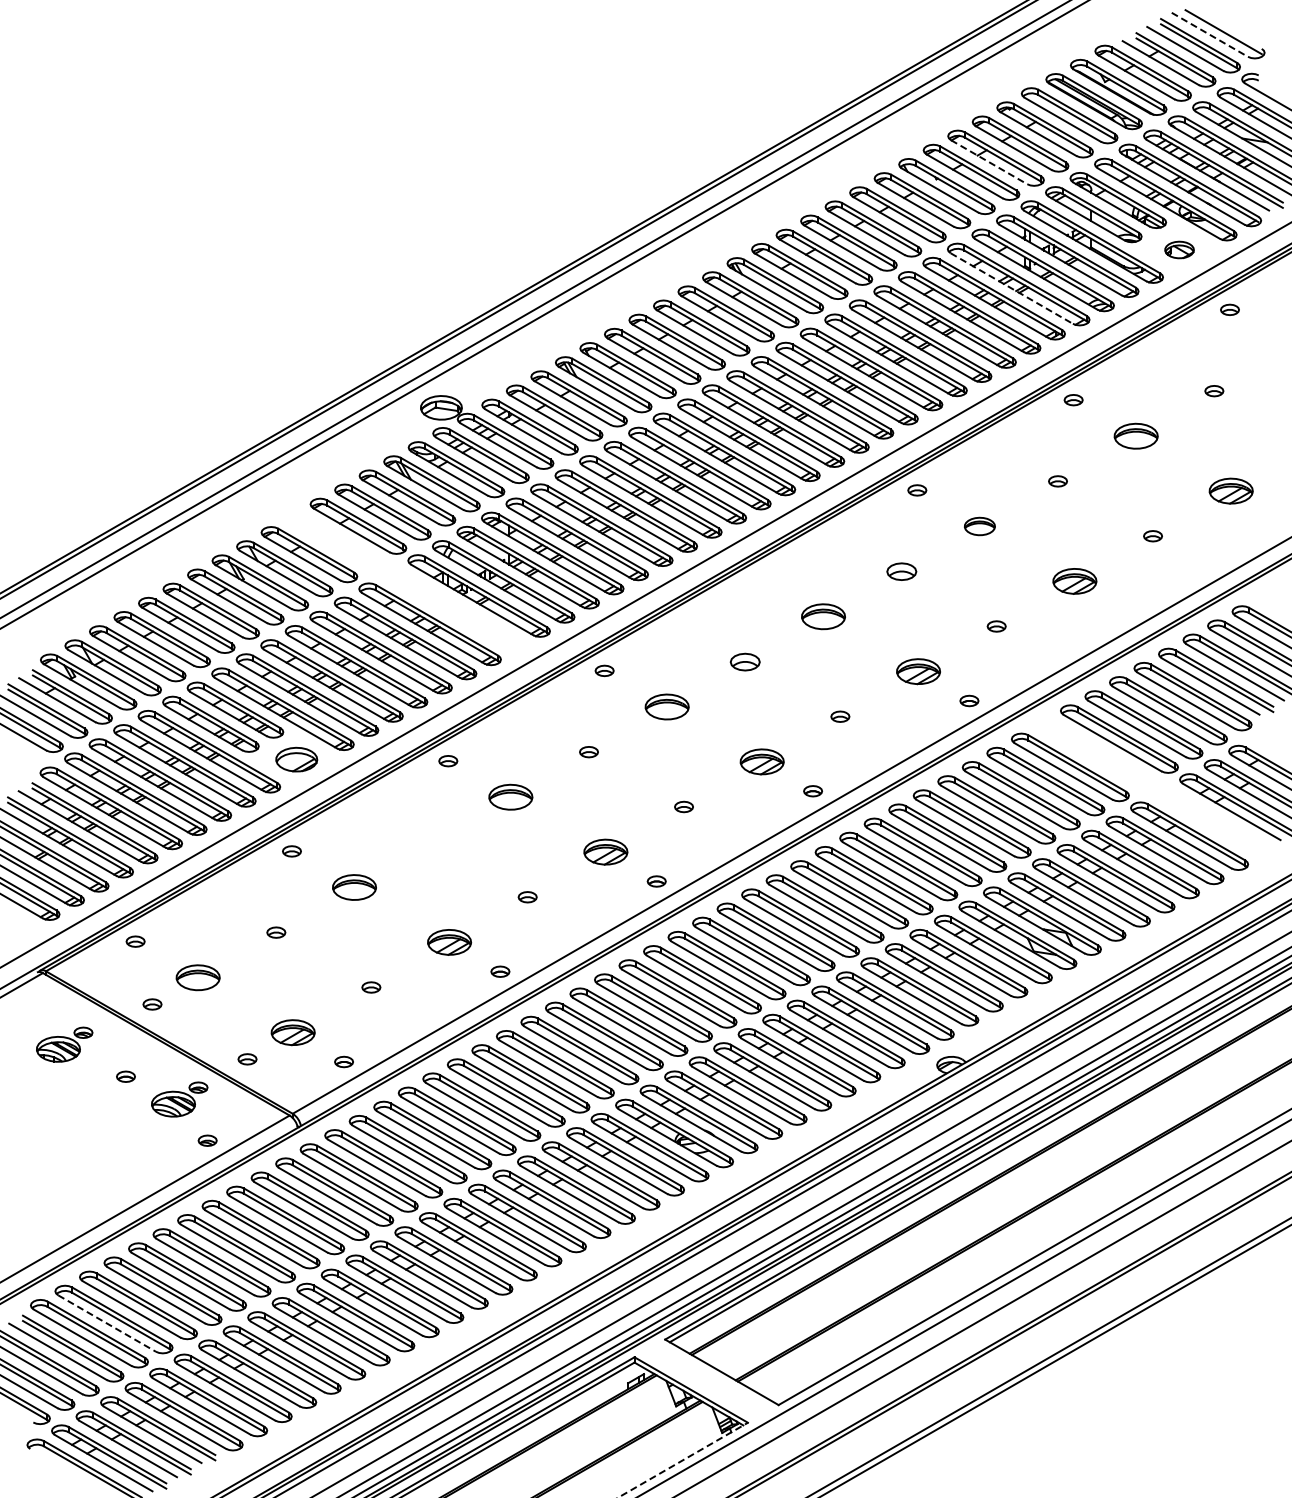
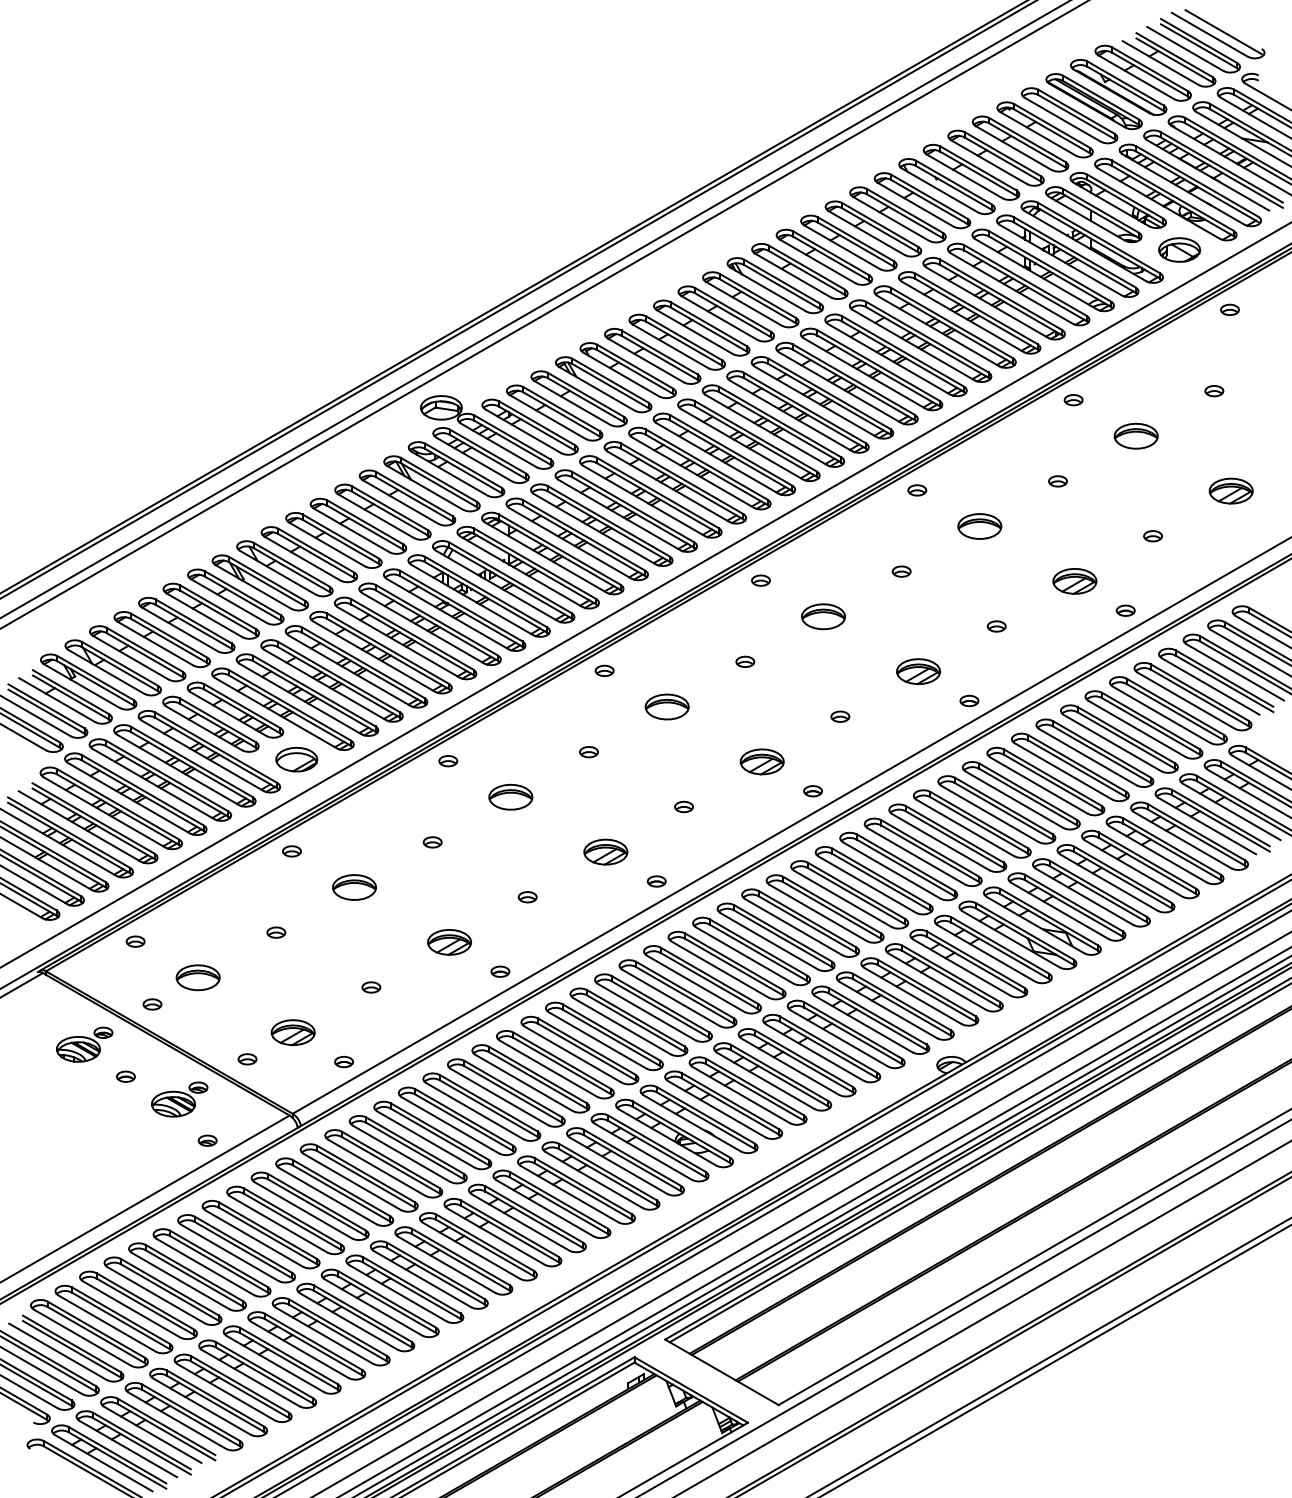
line: dashed -> solid (1210, 35)
line: dashed -> solid (989, 162)
part size: 31x20 px -> 43x26 px (1179, 249)
line: dashed -> solid (1011, 288)
part size: 32x21 px -> 46x27 px (979, 526)
part size: 32x19 px -> 21x13 px (901, 571)
part: none -> present (760, 580)
part: none -> present (405, 581)
part: none -> present (1125, 610)
part size: 32x20 px -> 21x13 px (745, 661)
part: none -> present (1152, 786)
part: none -> present (432, 842)
part position: (64, 1044) -> (84, 1044) (84, 1044)
line: dashed -> solid (107, 1323)
line: dashed -> solid (683, 1460)
